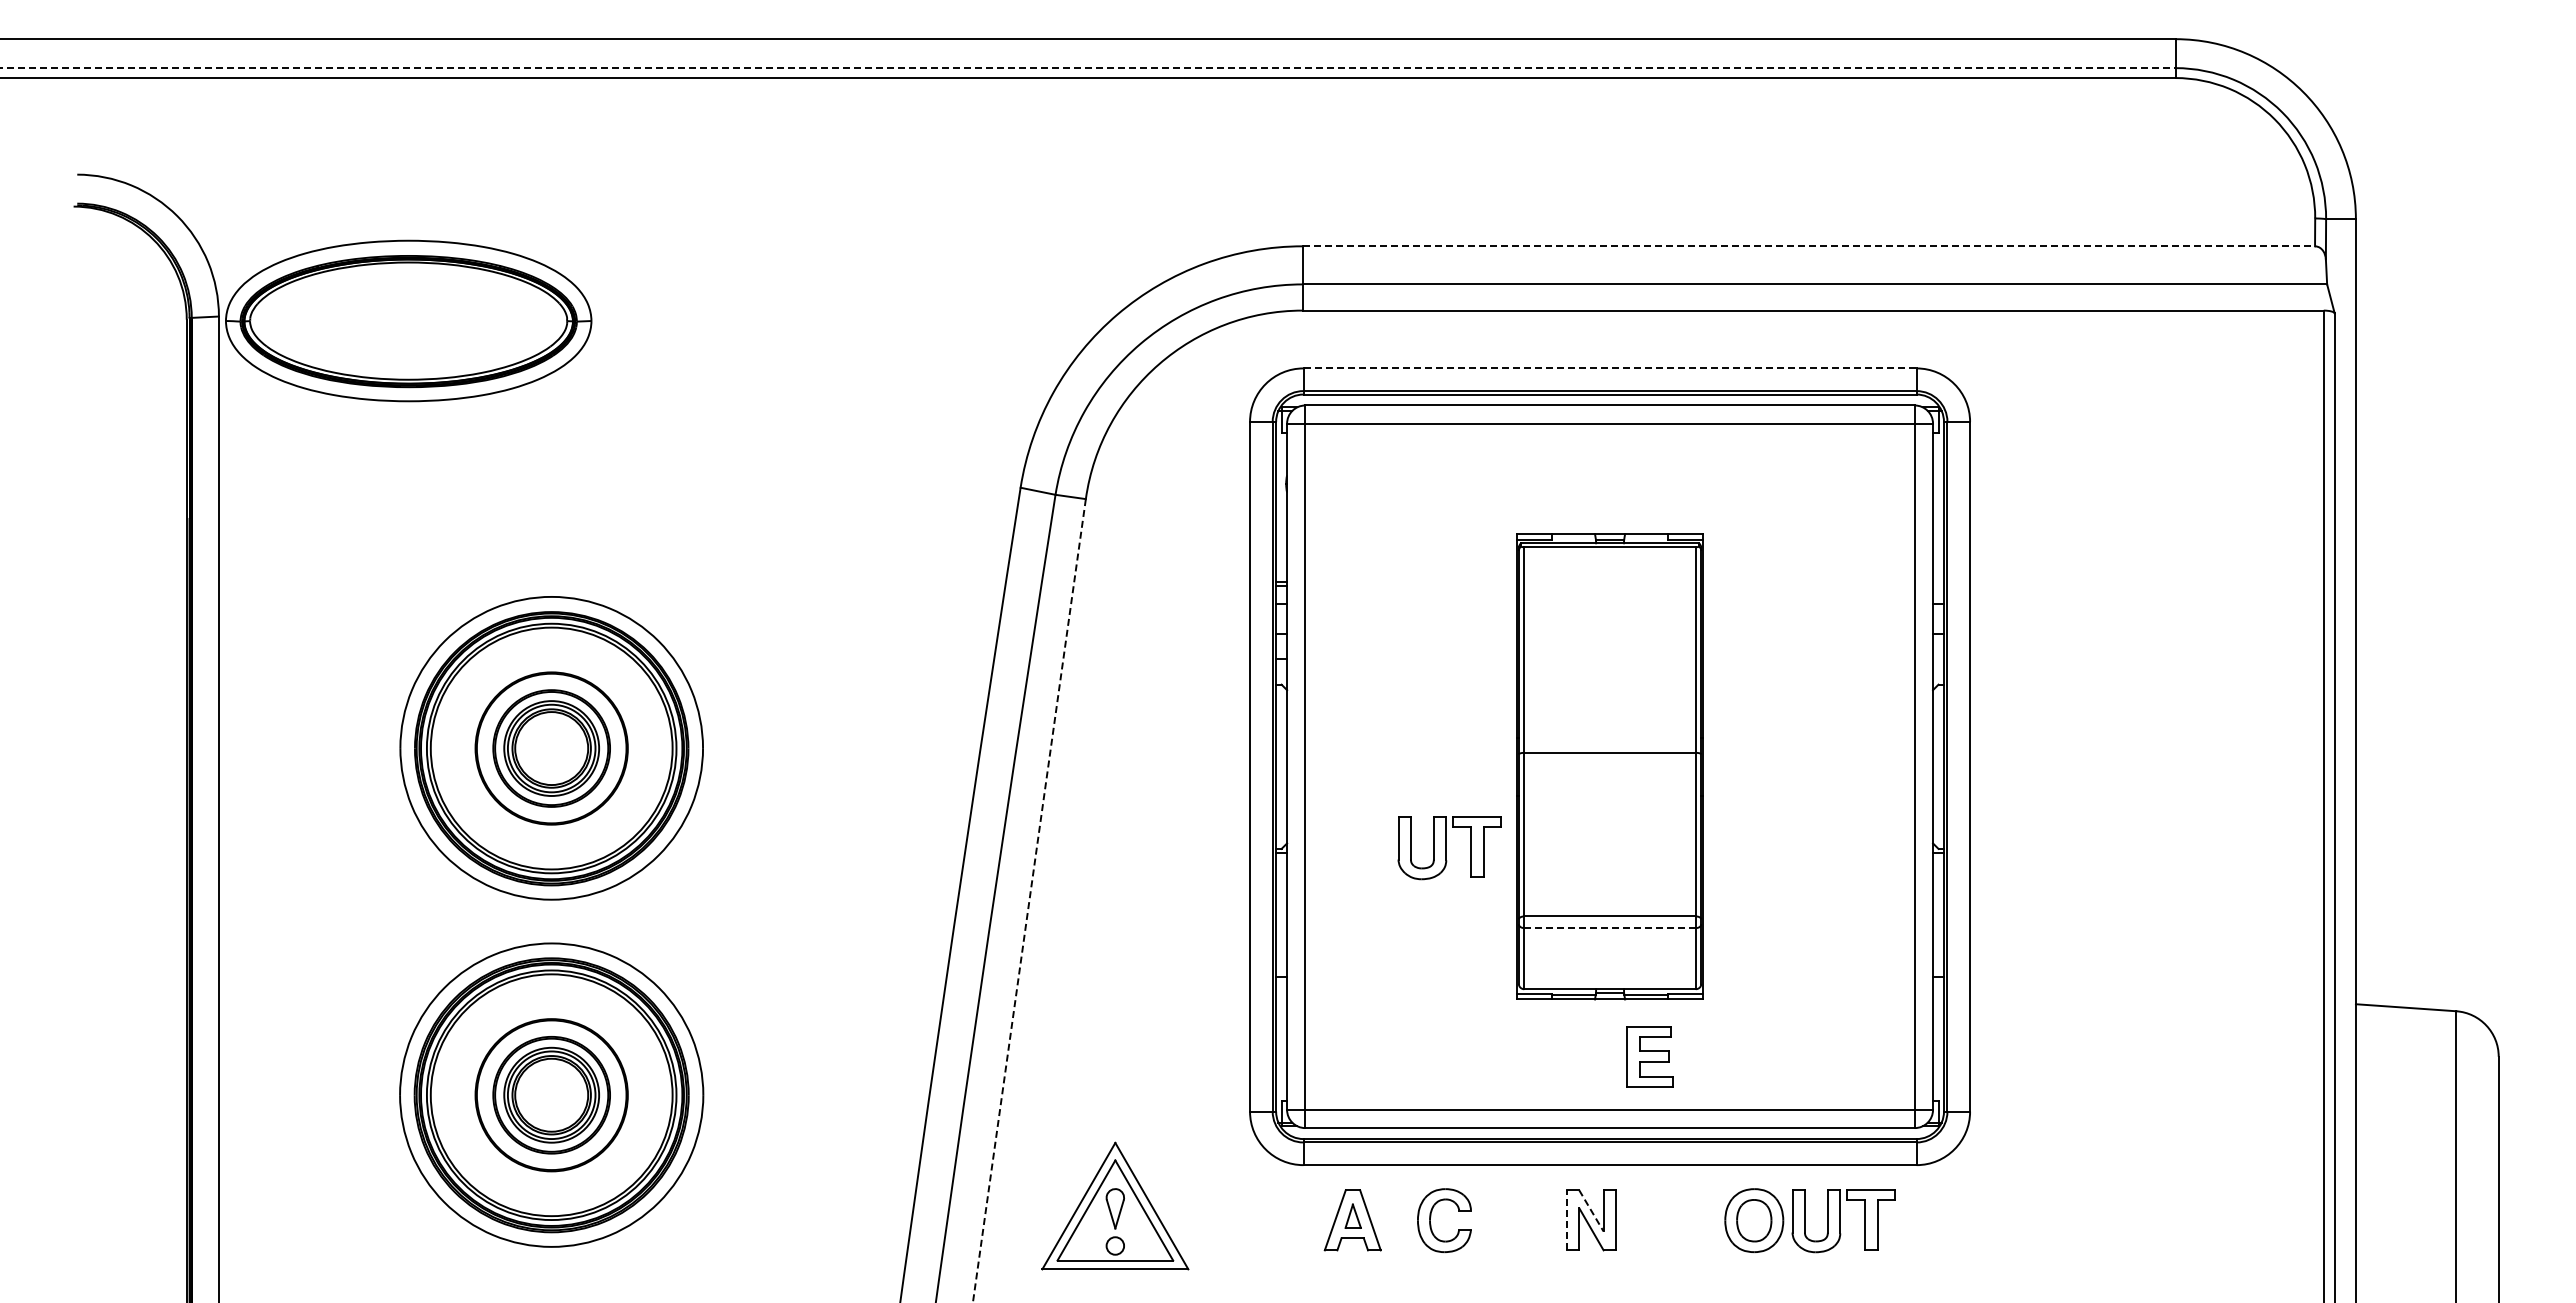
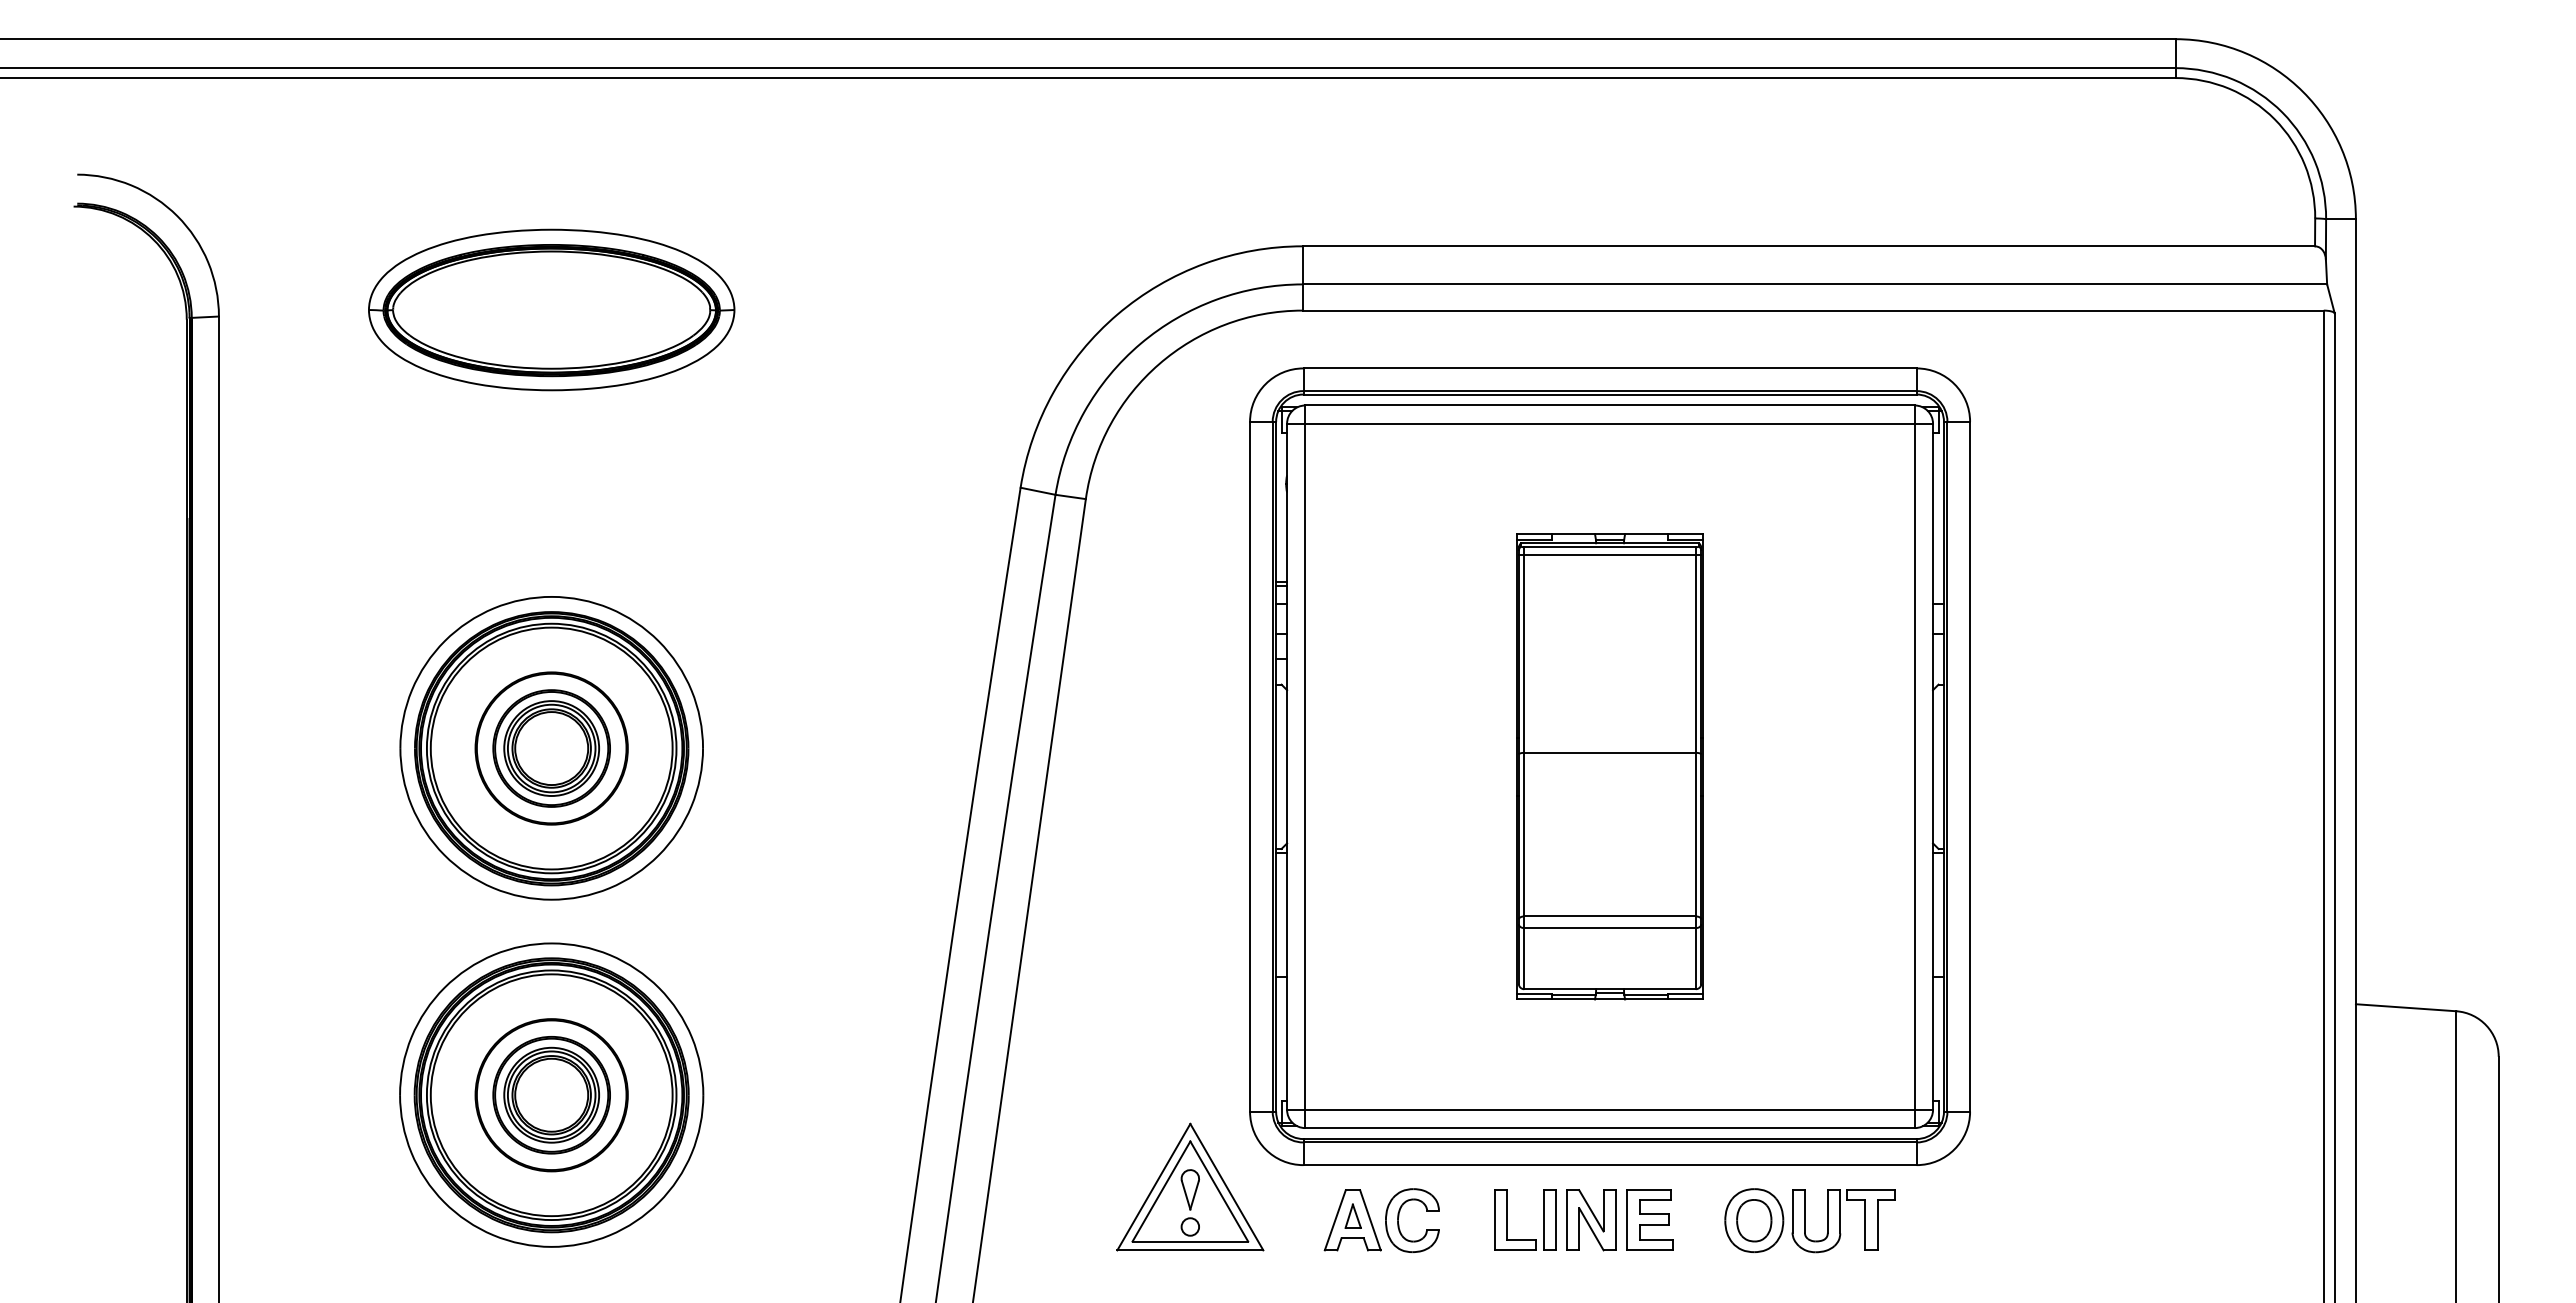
line: dashed -> solid (1088, 68)
line: dashed -> solid (1809, 246)
part position: (408, 320) -> (551, 309) (551, 309)
line: dashed -> solid (1610, 368)
line: none -> present (1609, 554)
part: present -> none (1449, 848)
line: dashed -> solid (1029, 901)
line: dashed -> solid (1610, 928)
part position: (1649, 1056) -> (1649, 1219) (1649, 1219)
part position: (1115, 1205) -> (1190, 1186) (1190, 1186)
line: dashed -> solid (1591, 1210)
part position: (1431, 1217) -> (1399, 1217) (1399, 1217)
part: none -> present (1507, 1219)
line: dashed -> solid (1566, 1219)
